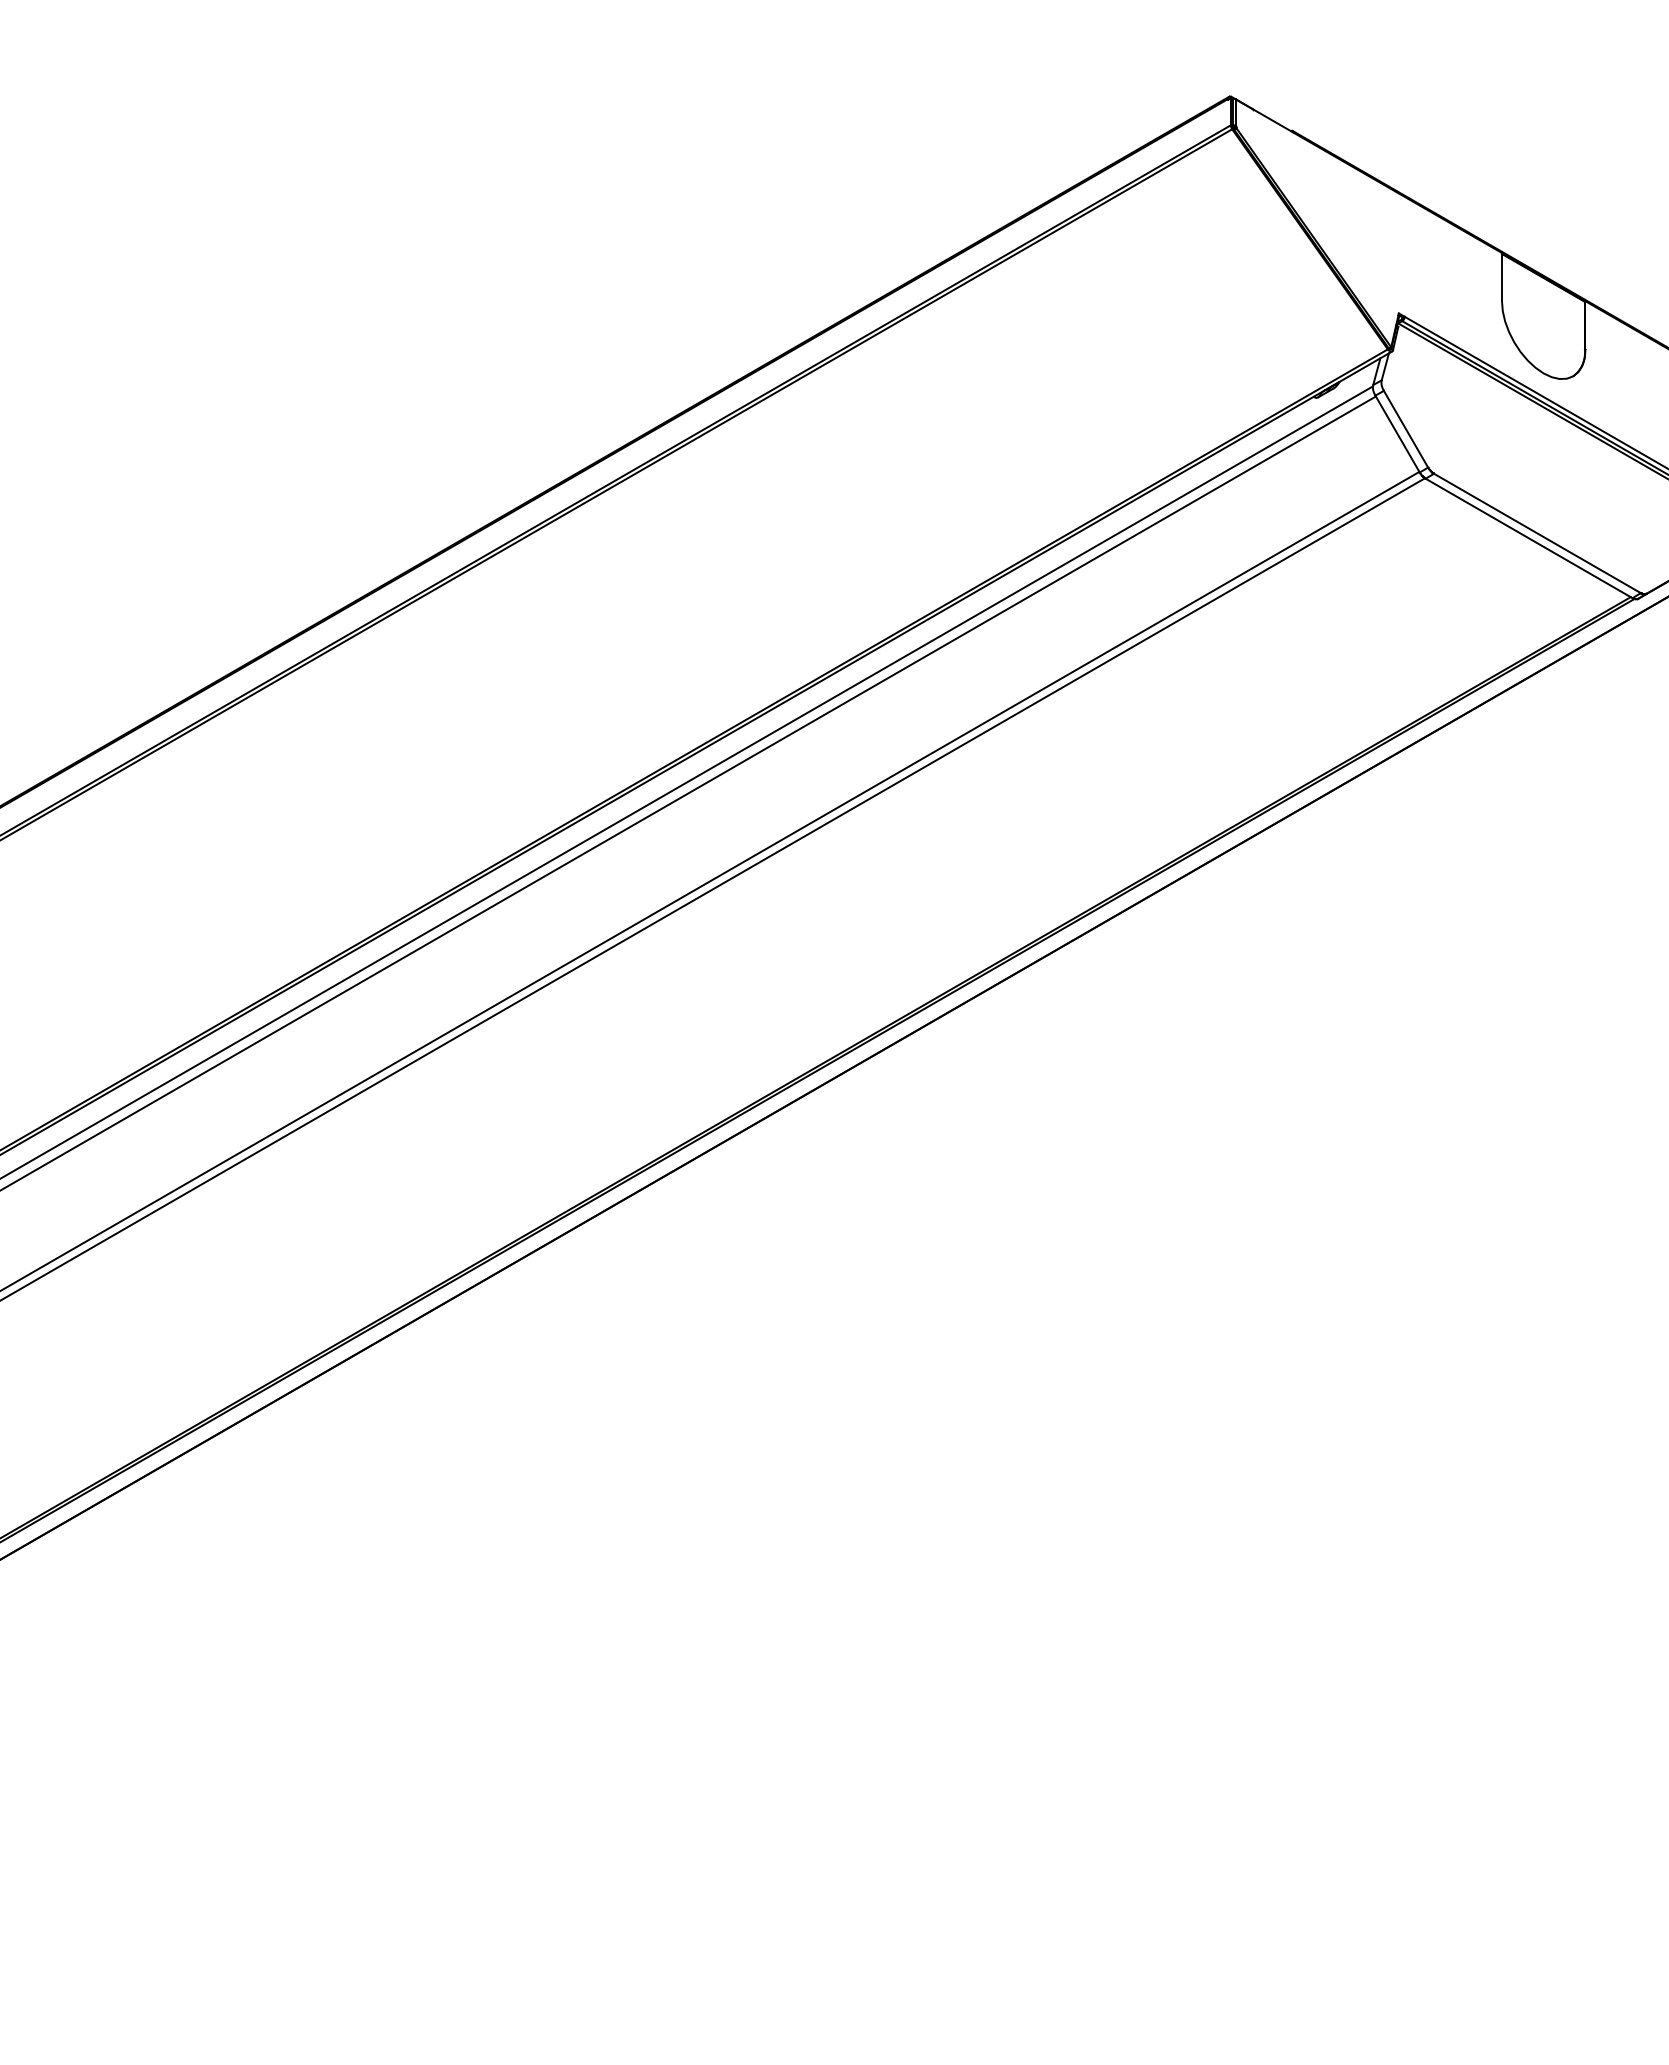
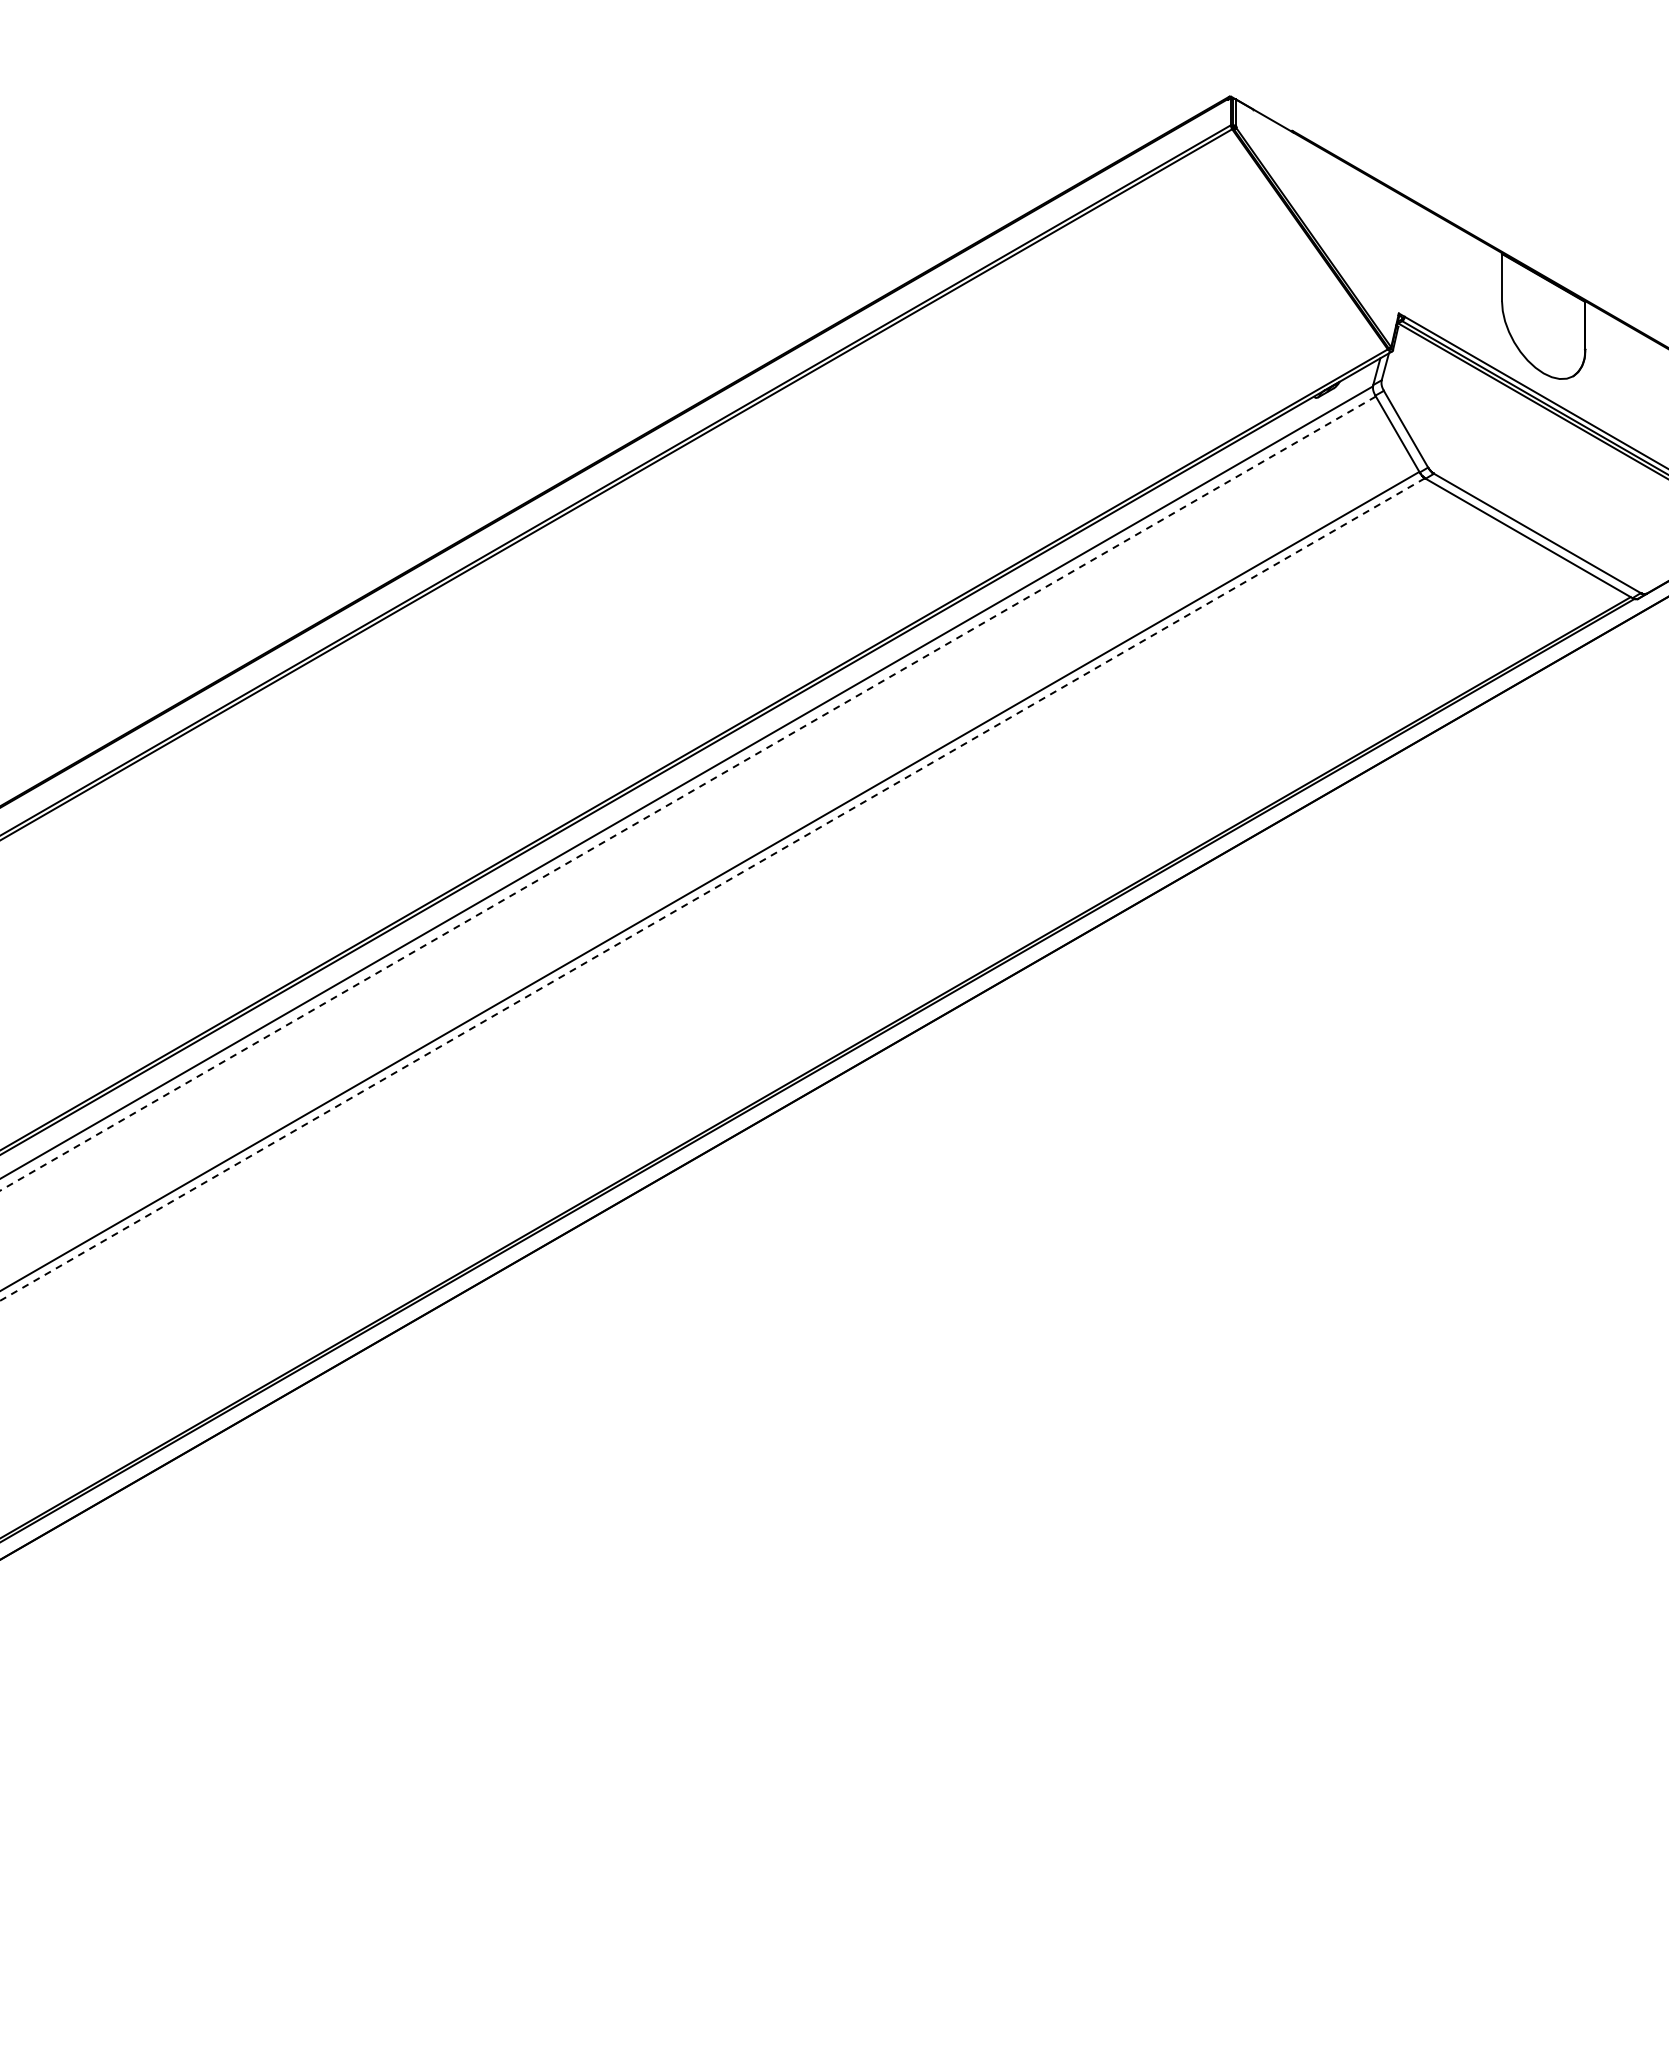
line: solid -> dashed (688, 793)
line: solid -> dashed (712, 889)
